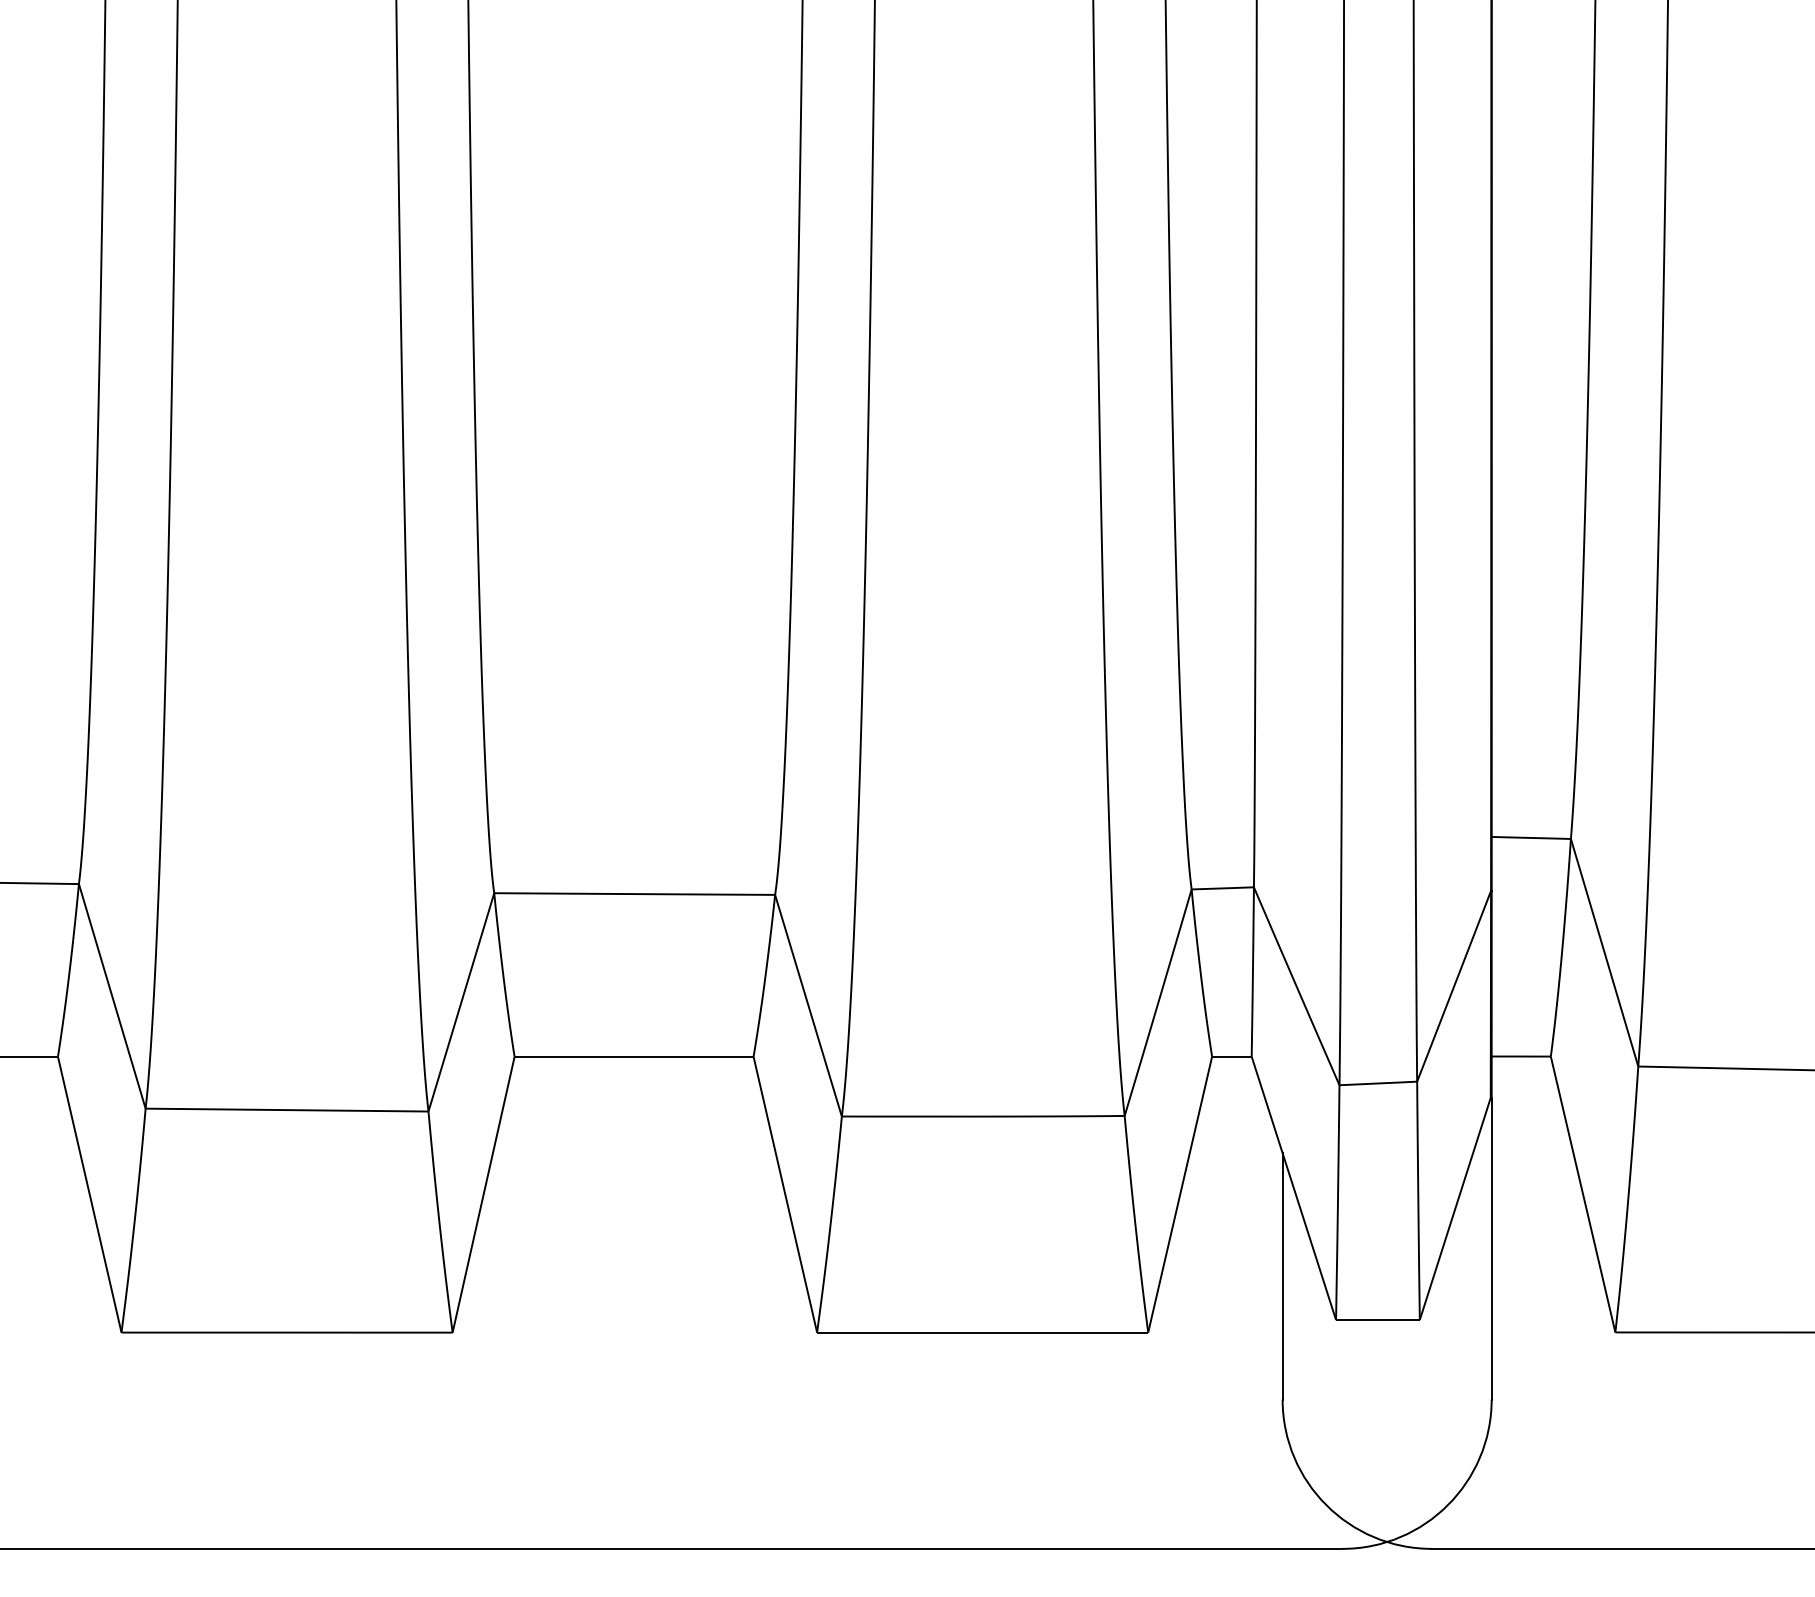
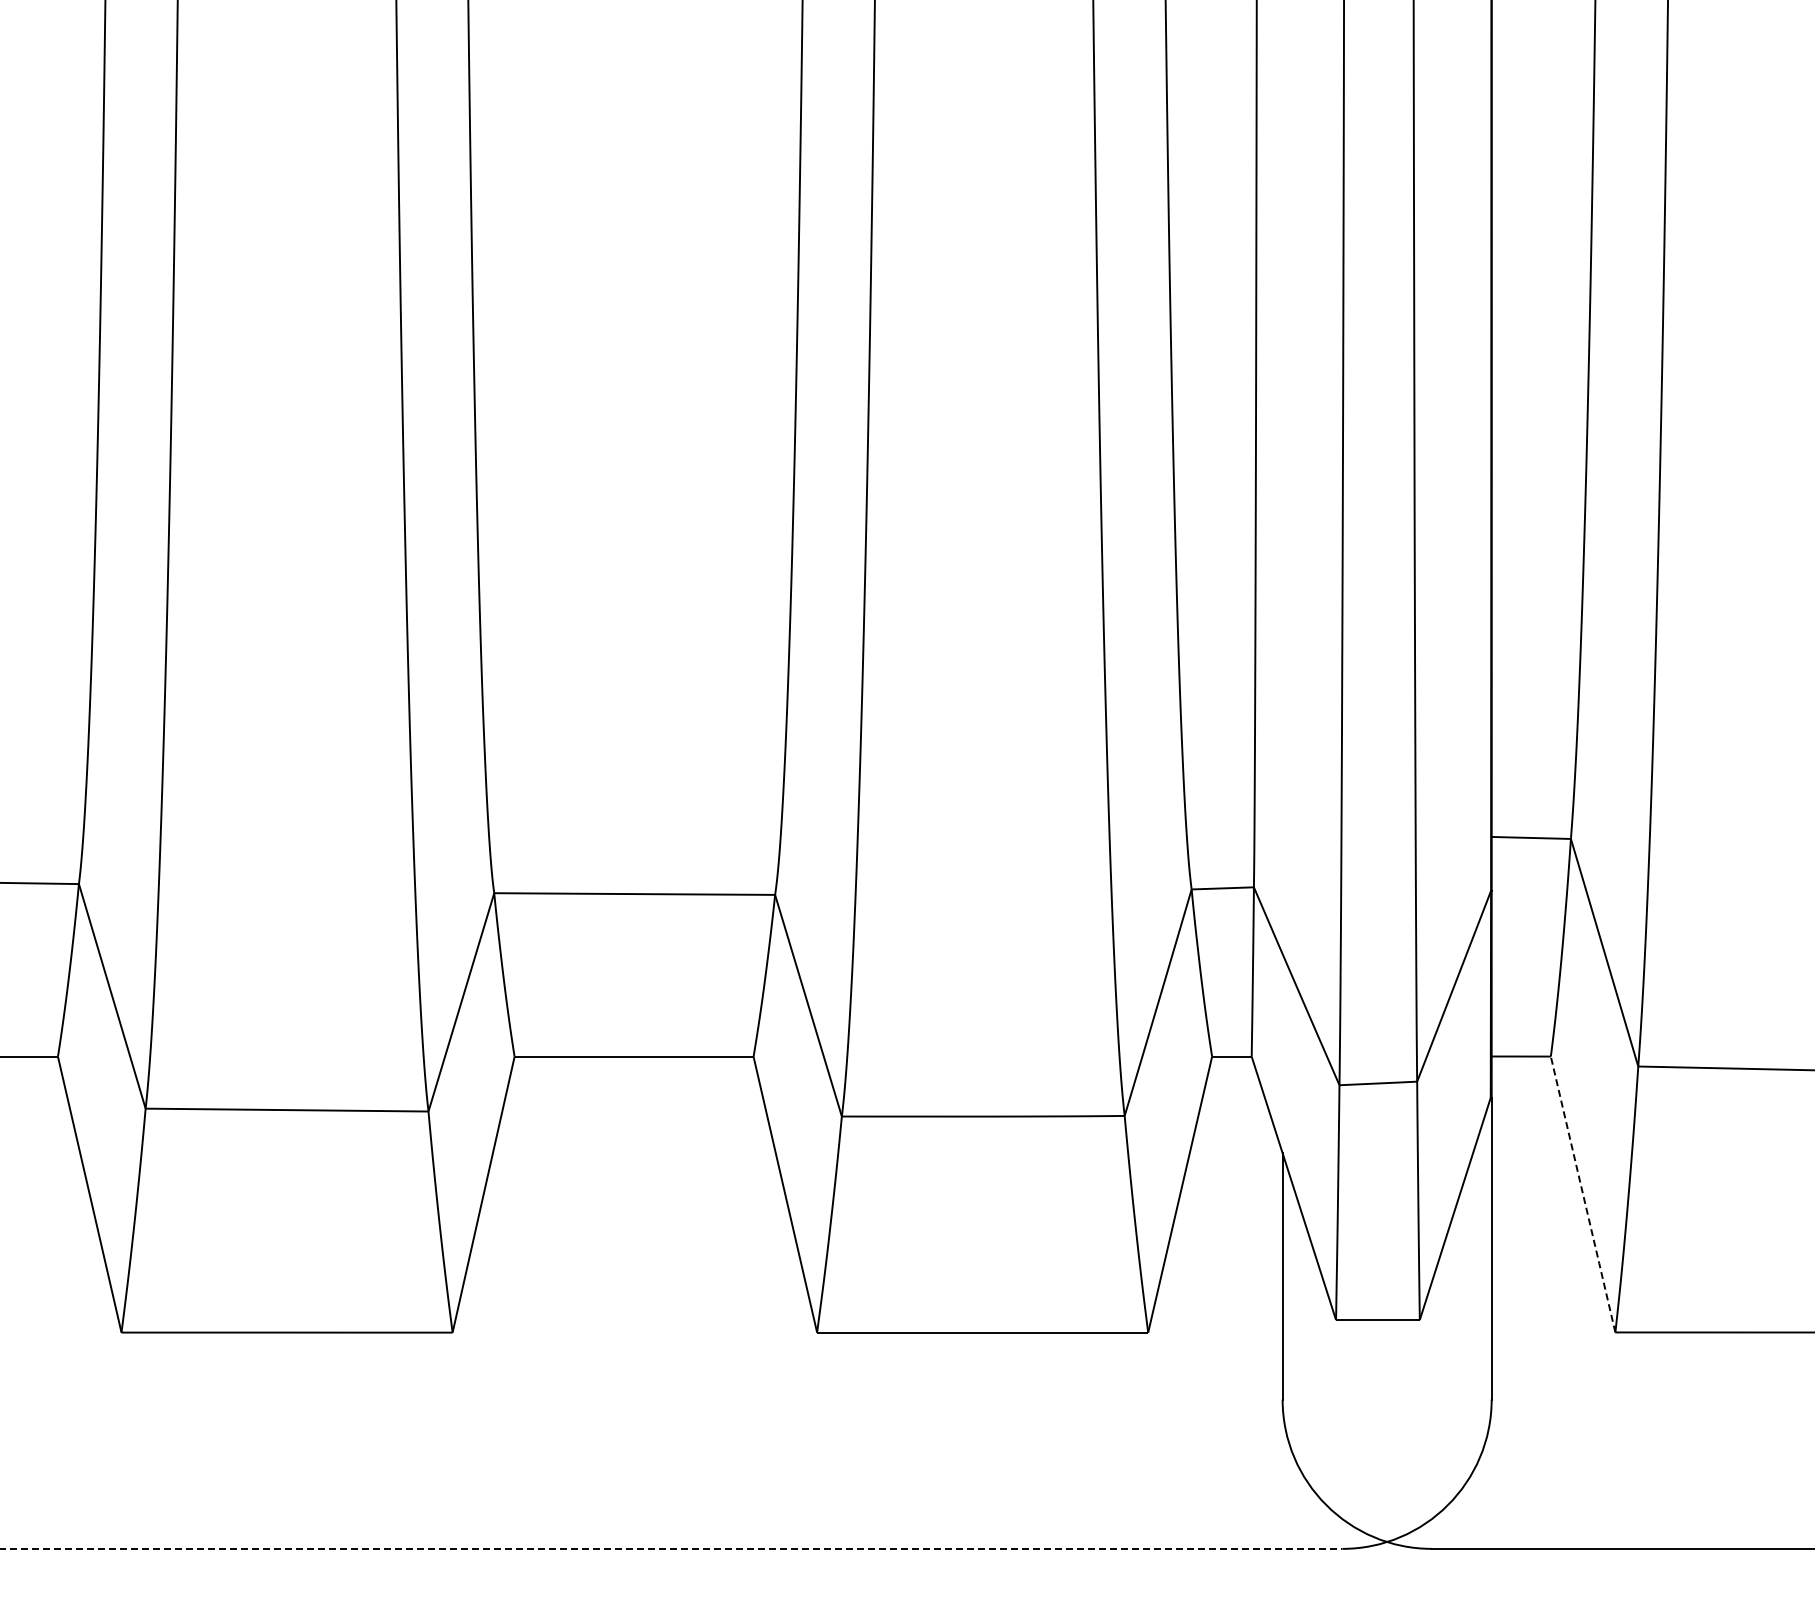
line: solid -> dashed (1583, 1194)
line: solid -> dashed (671, 1548)
